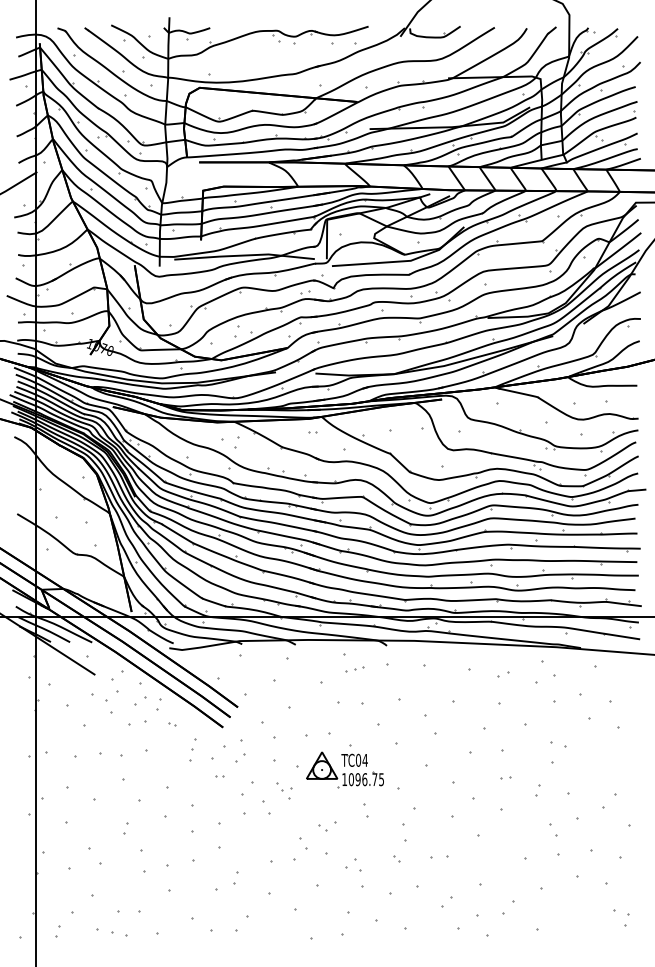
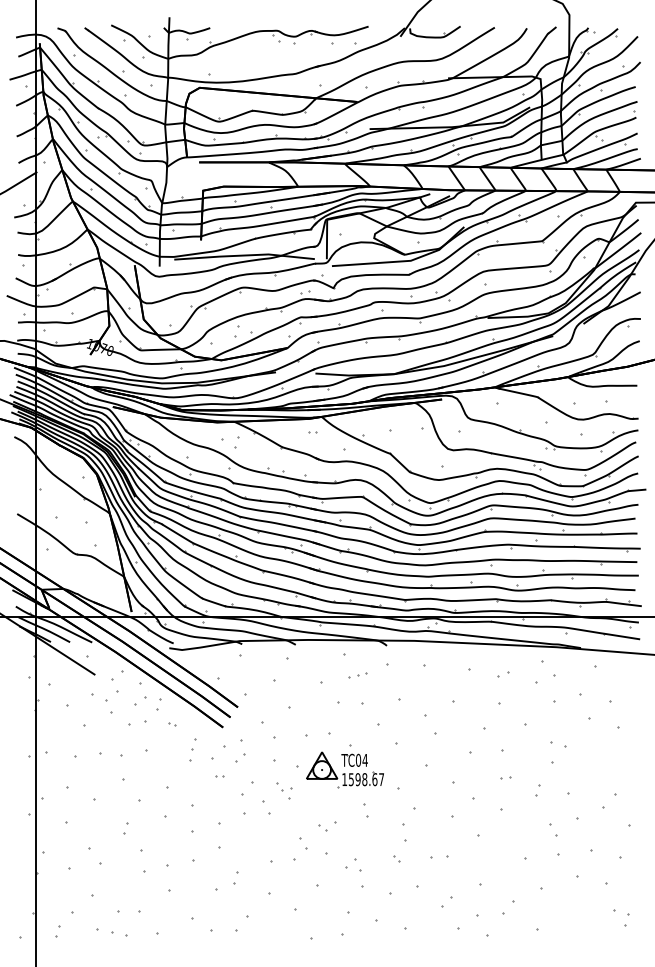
part position: (354, 669) -> (357, 675) (357, 675)
text: 1096.75 -> 1598.67 (365, 779)
